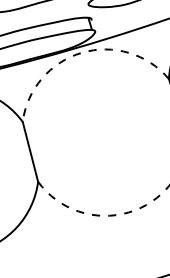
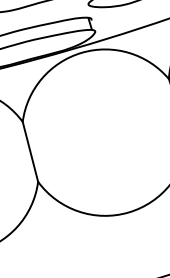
arc: dashed -> solid (81, 52)
arc: dashed -> solid (103, 215)
